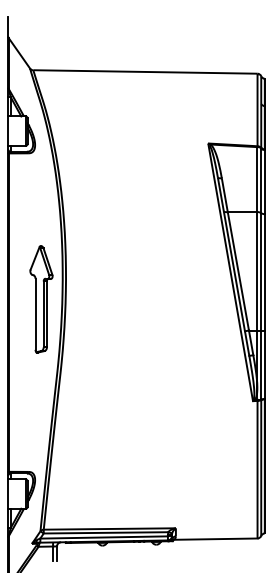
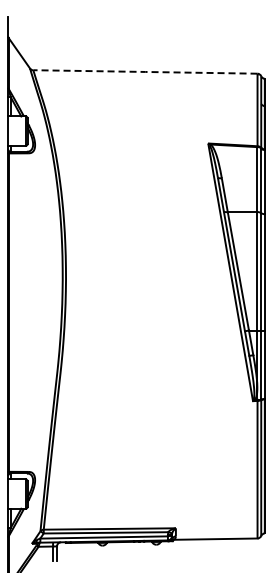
line: solid -> dashed (145, 71)
part: present -> none (41, 299)
